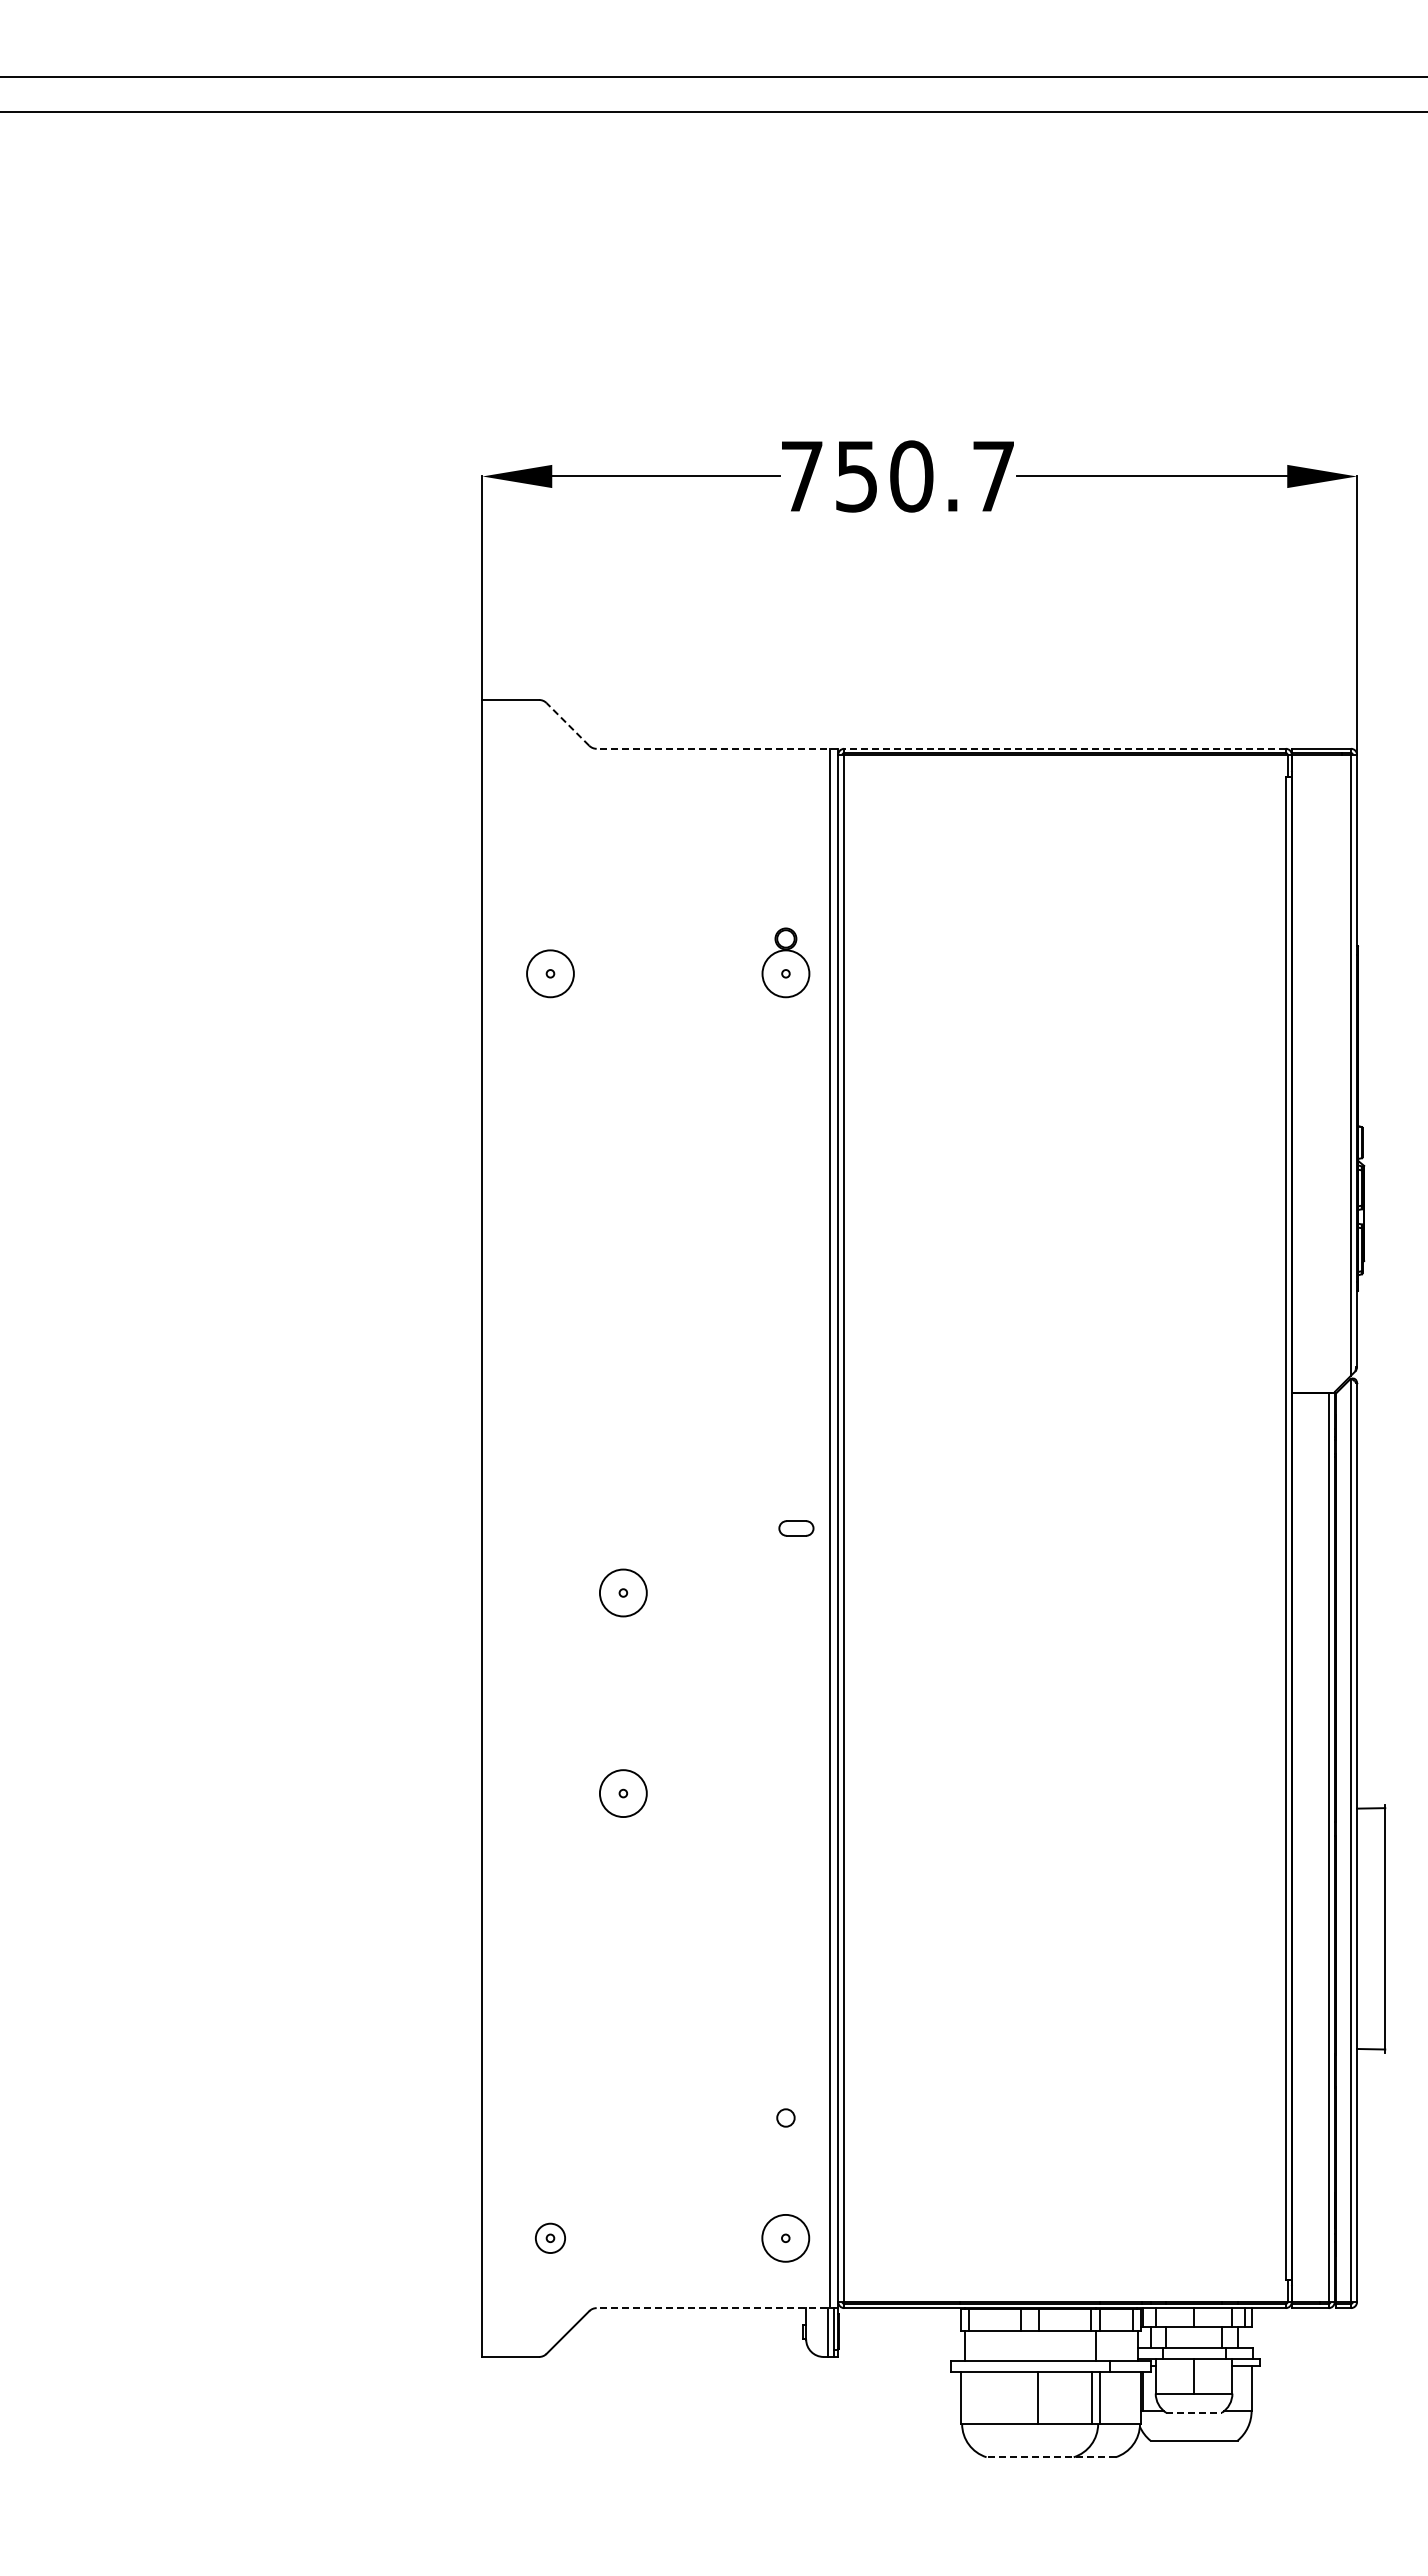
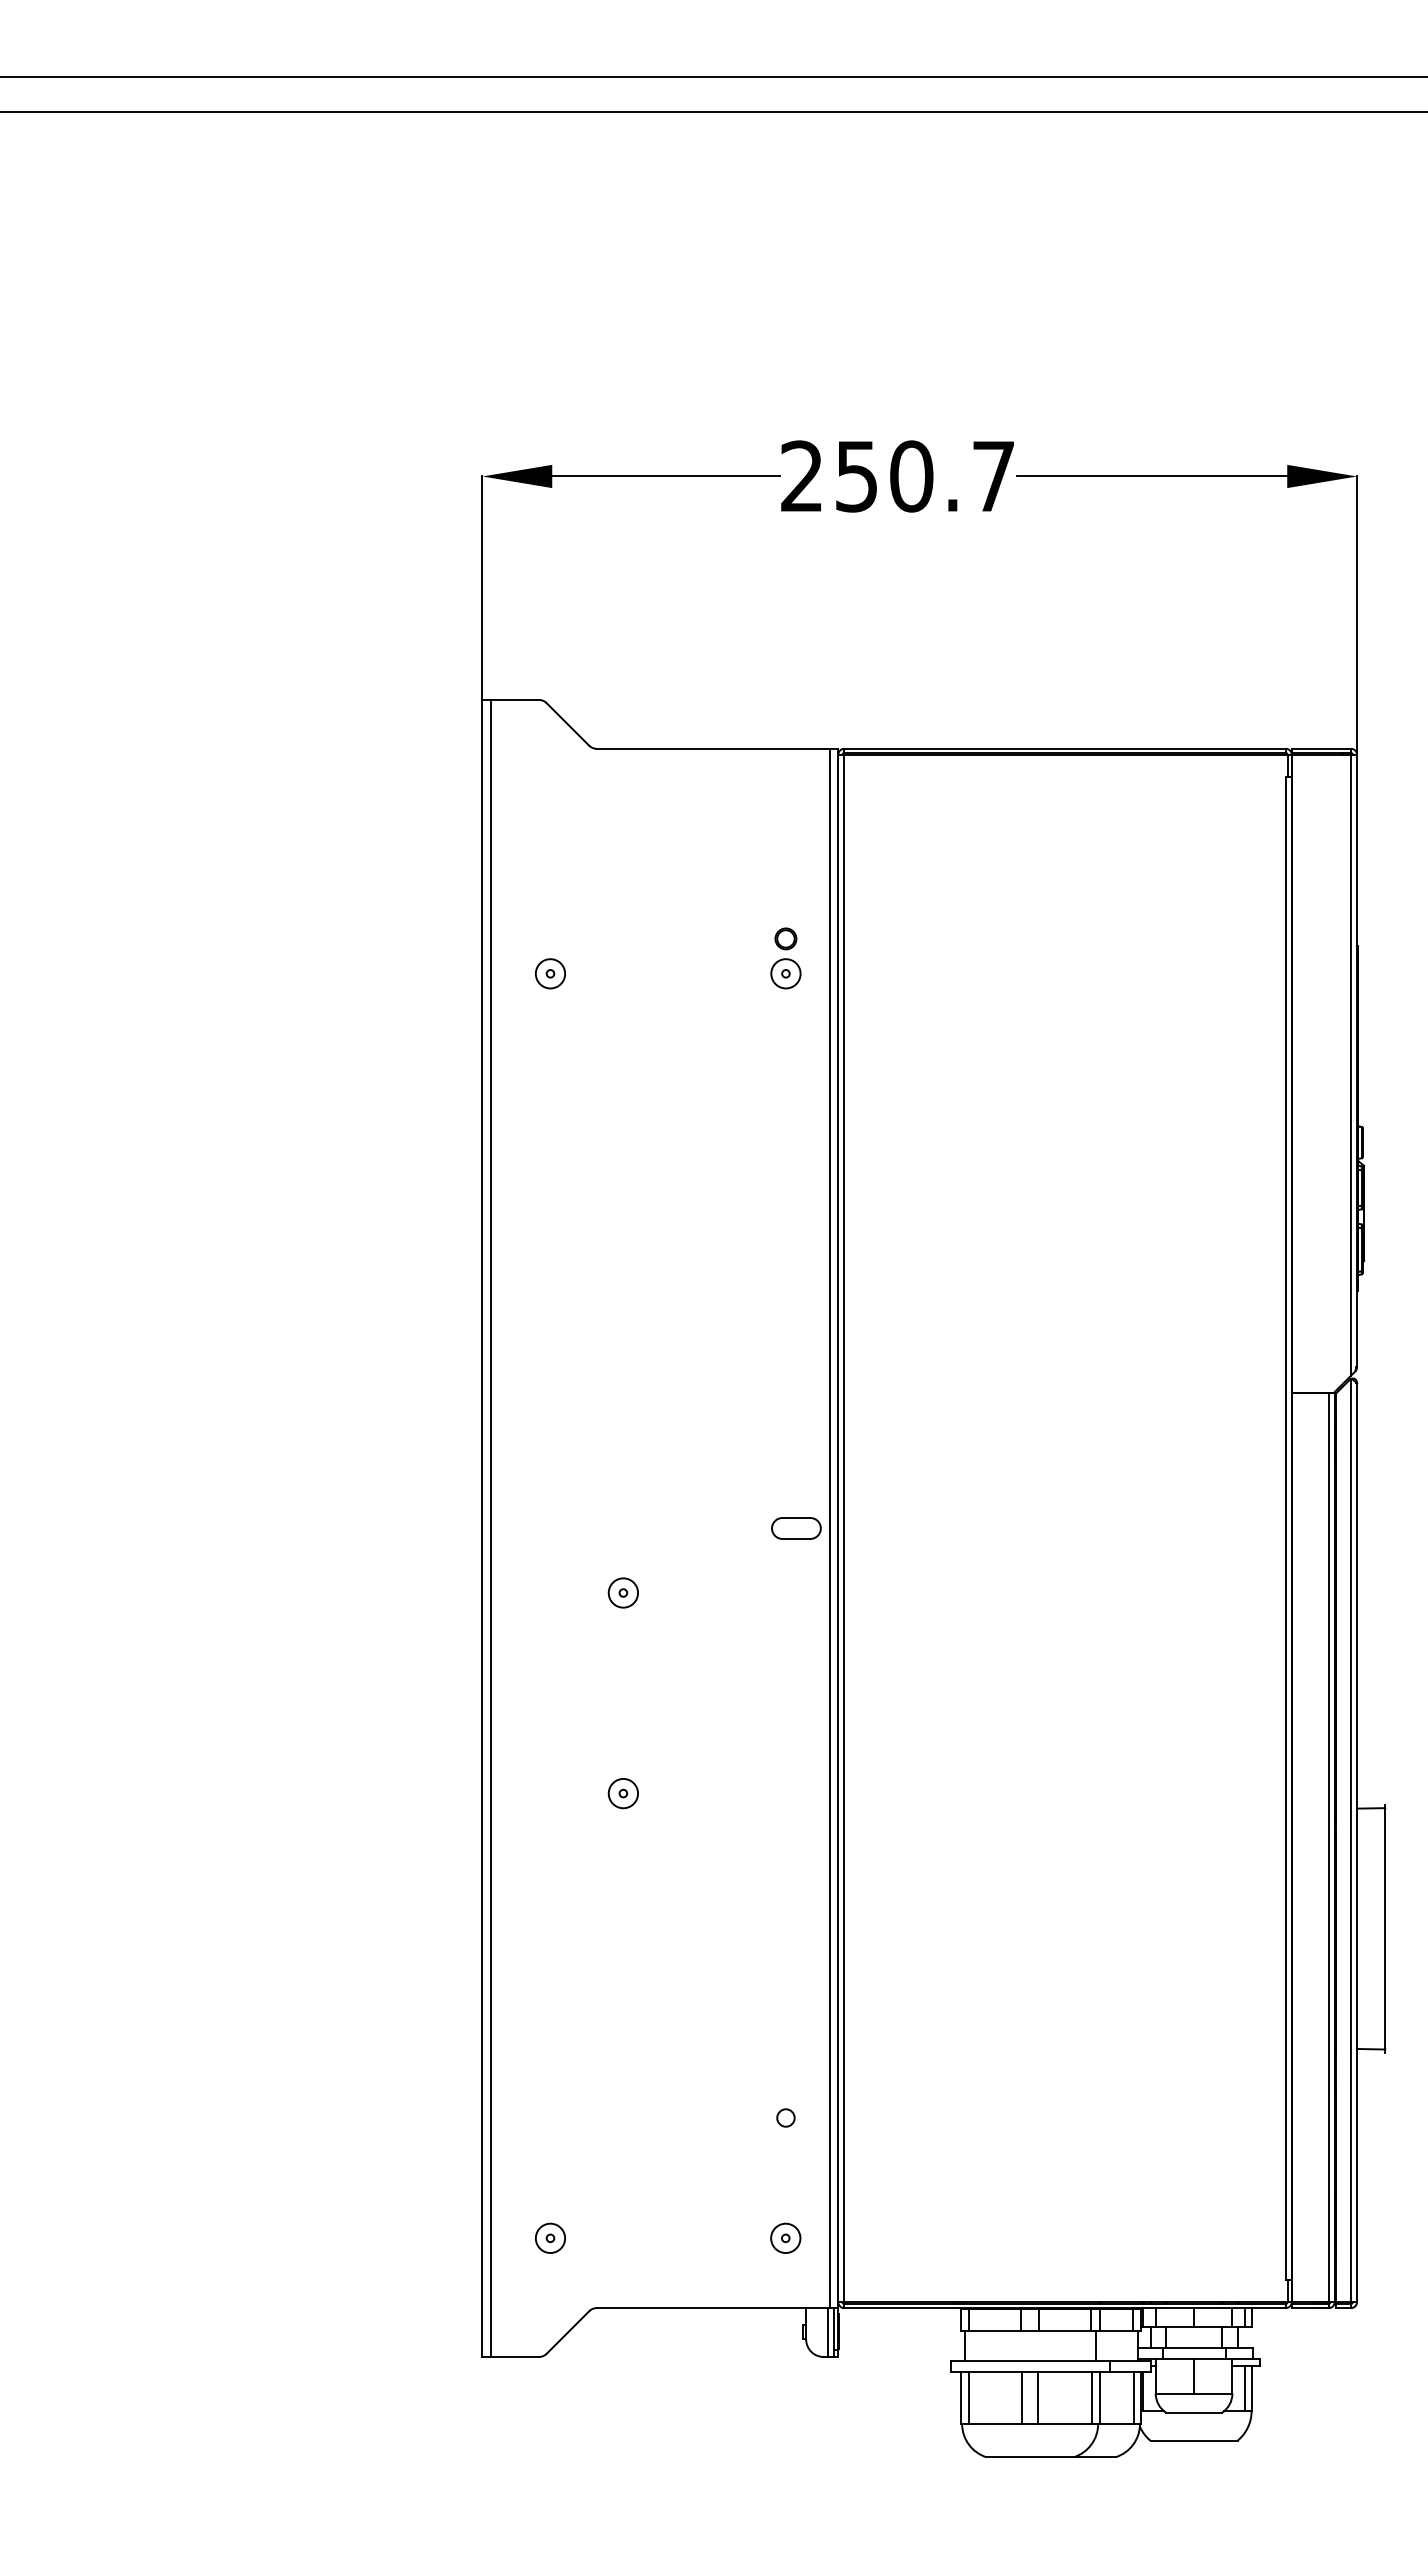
text: 750.7 -> 250.7 (801, 475)
line: dashed -> solid (567, 724)
line: dashed -> solid (717, 748)
line: dashed -> solid (1065, 748)
circle diameter: 47 px -> 29 px (550, 973)
circle diameter: 47 px -> 29 px (785, 973)
line: none -> present (491, 1527)
part size: 37x17 px -> 51x23 px (796, 1528)
circle diameter: 47 px -> 29 px (623, 1592)
circle diameter: 47 px -> 29 px (623, 1793)
circle diameter: 47 px -> 29 px (785, 2238)
line: dashed -> solid (717, 2308)
line: none -> present (1245, 2388)
line: none -> present (968, 2397)
line: none -> present (1022, 2397)
line: none -> present (1133, 2397)
line: dashed -> solid (1194, 2412)
line: dashed -> solid (1051, 2457)
